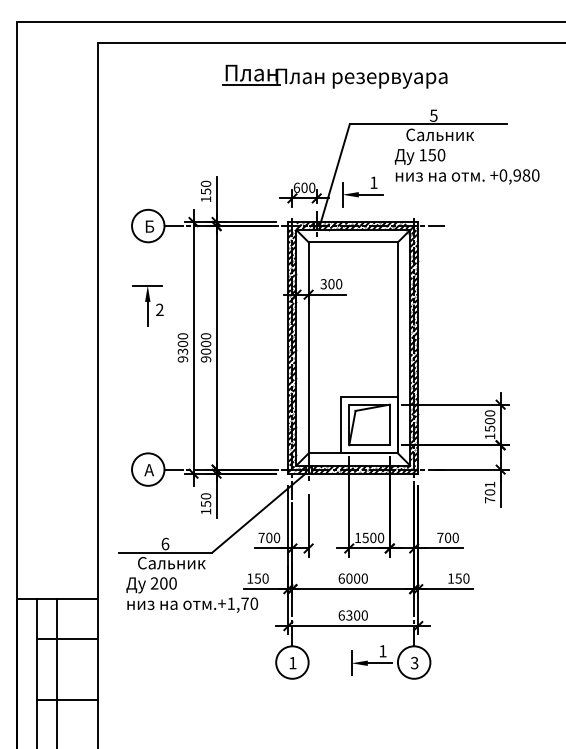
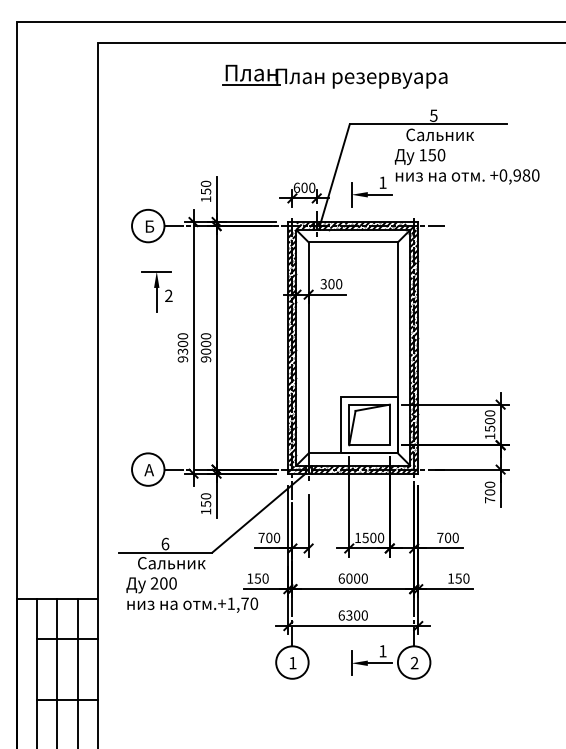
part position: (362, 191) -> (371, 191) (371, 191)
part position: (147, 305) -> (156, 291) (156, 291)
text: 701 -> 700 (489, 484)
text: 3 -> 2 (414, 663)
line: none -> present (77, 671)
